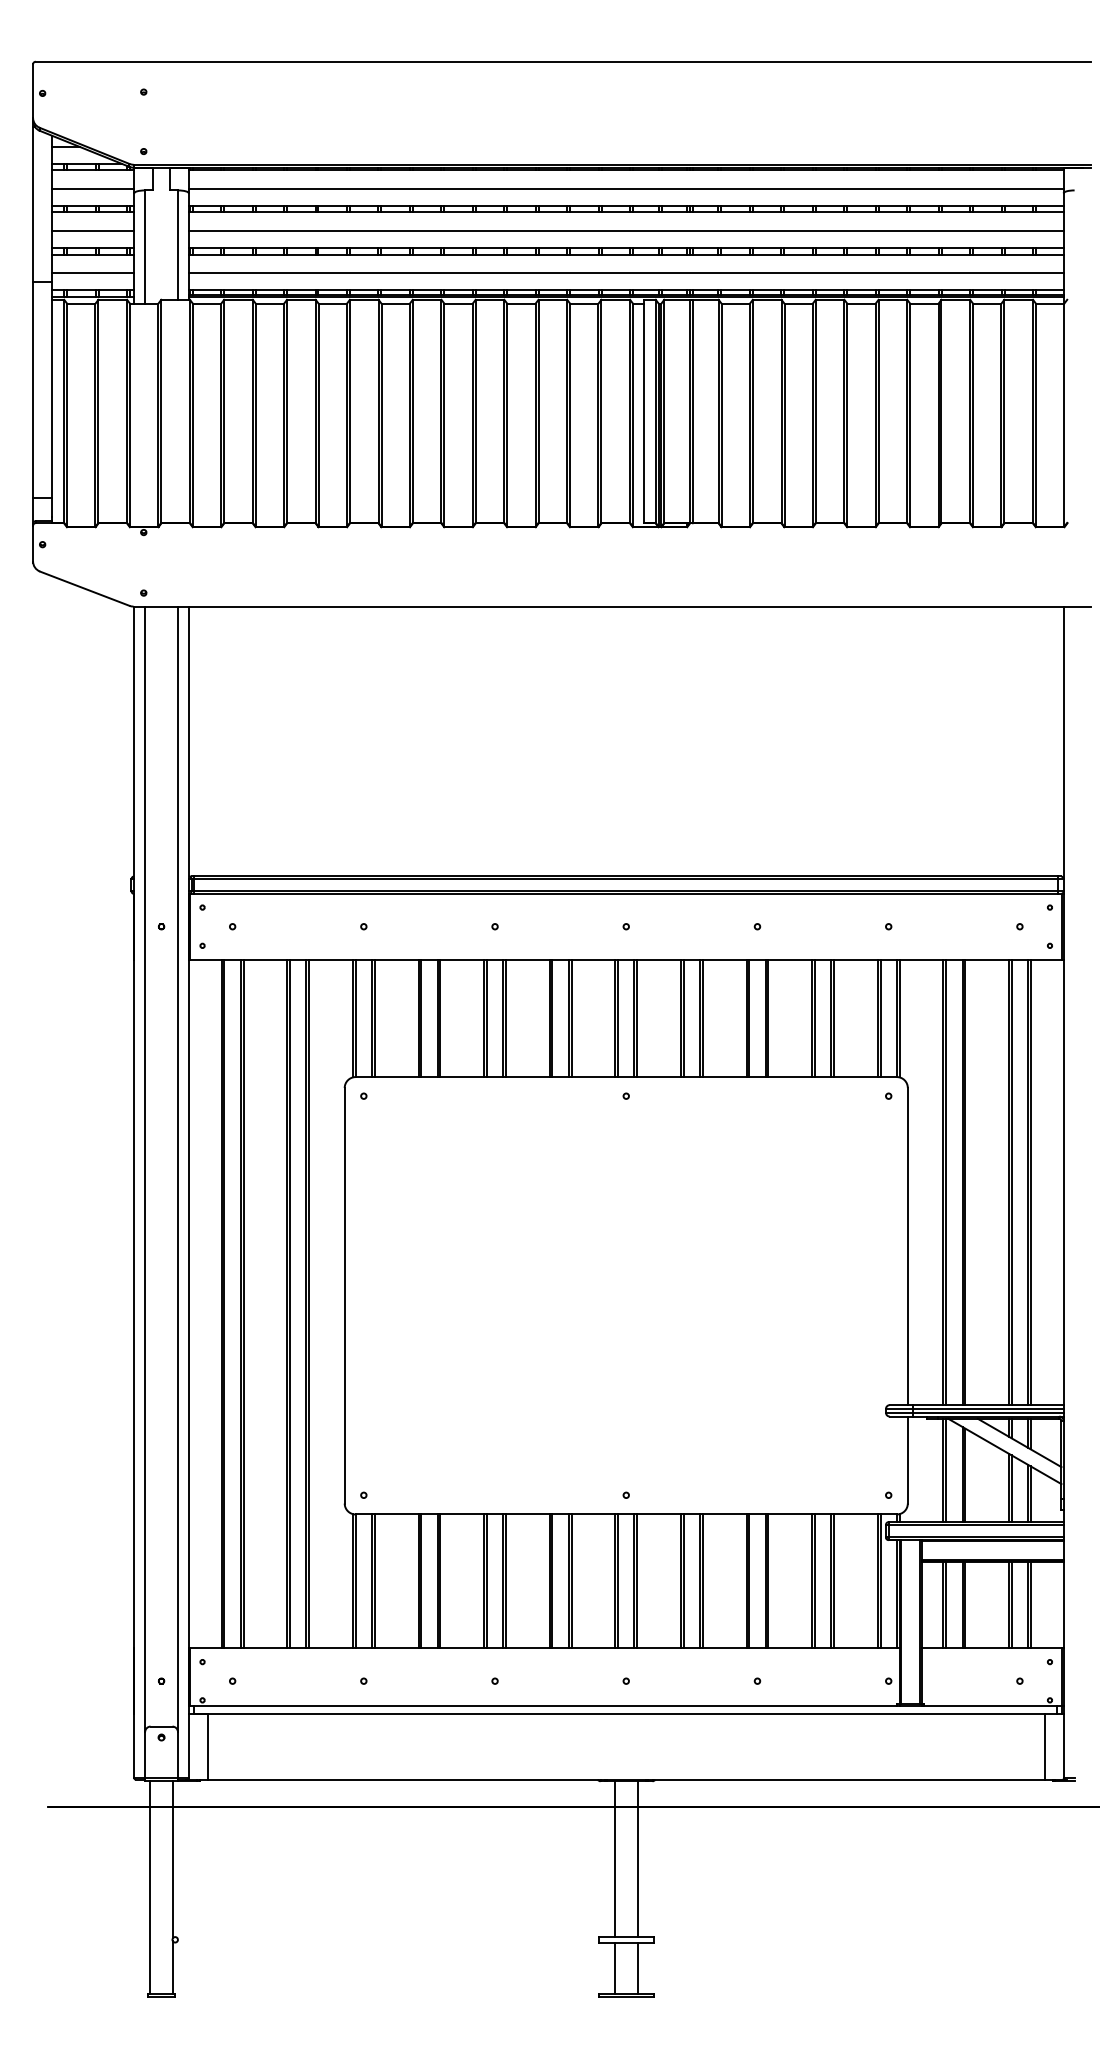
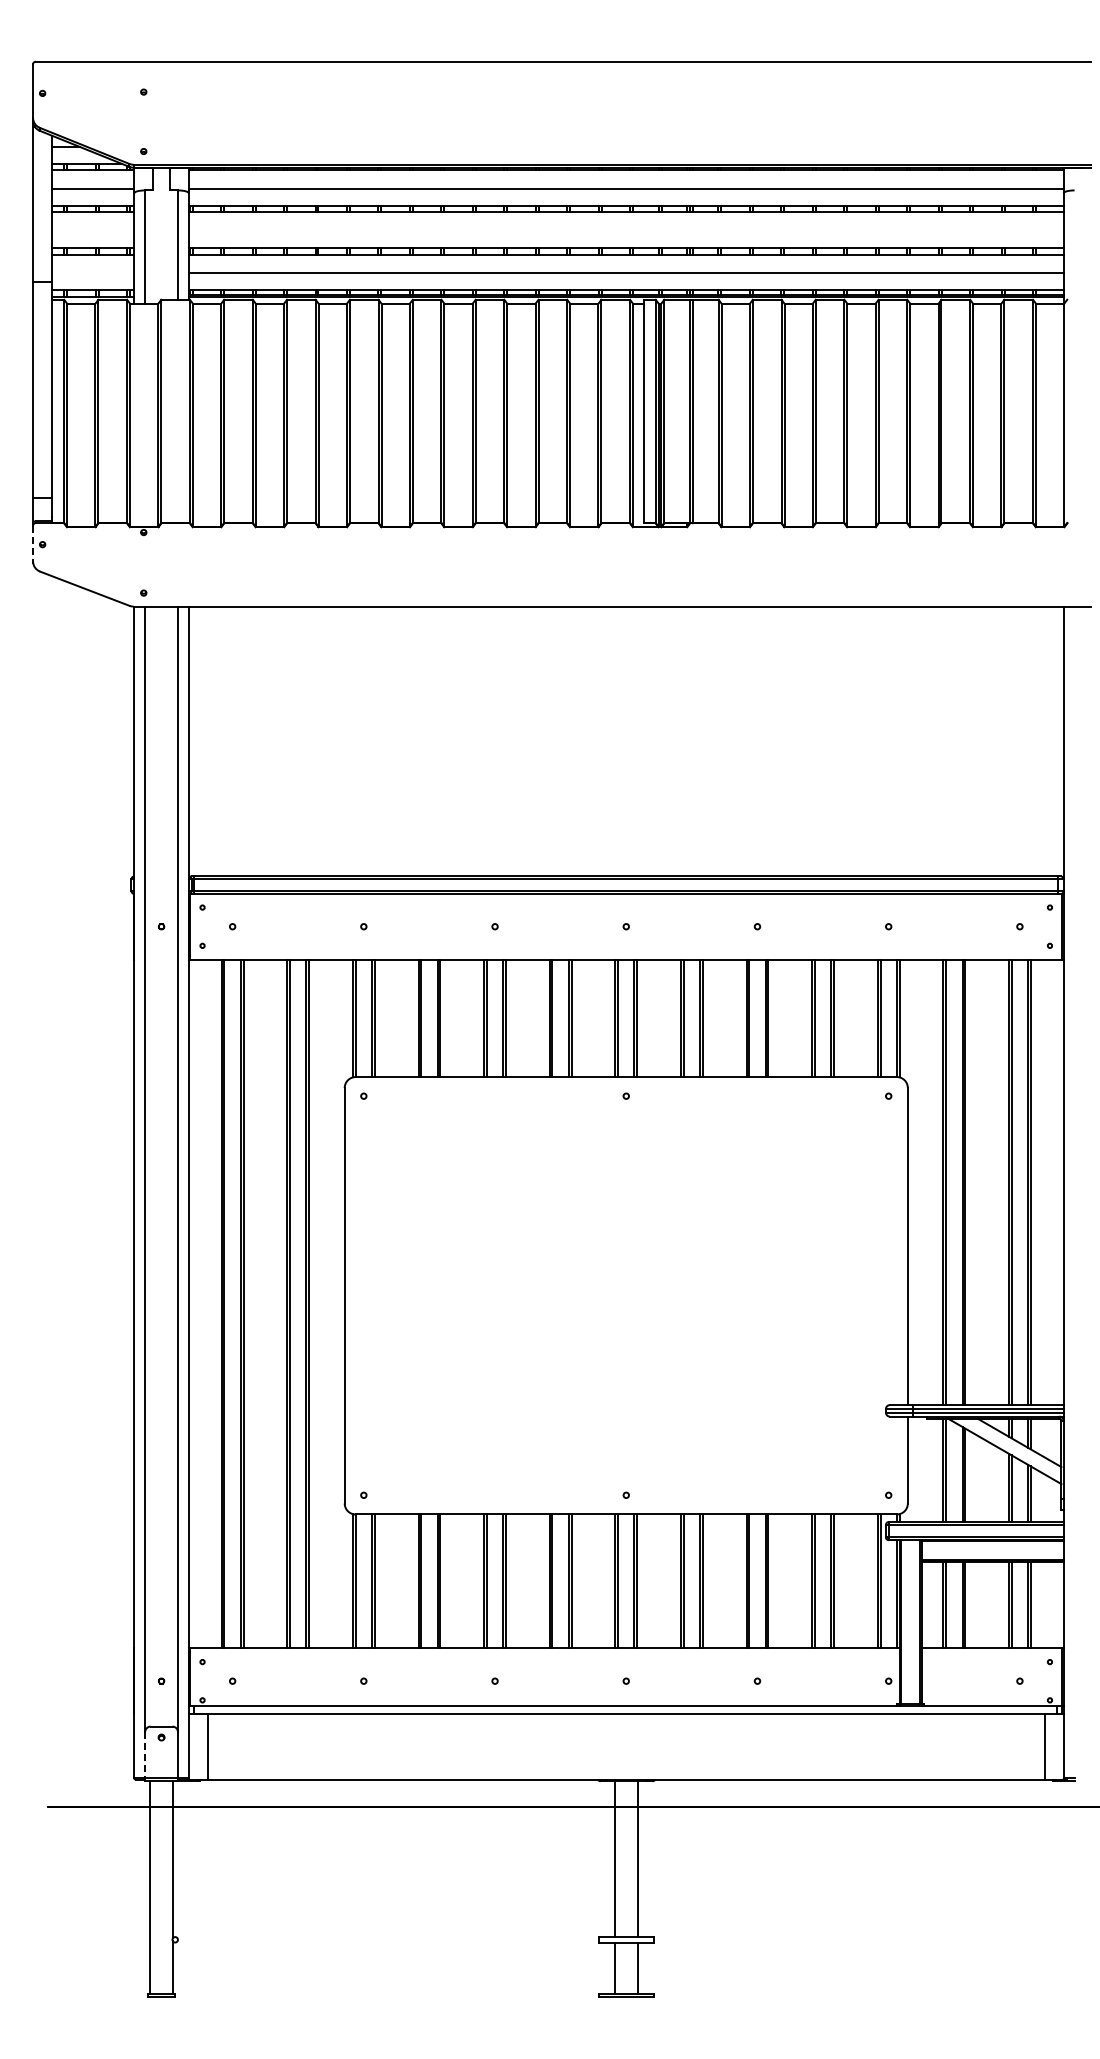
line: present -> none (93, 230)
line: present -> none (625, 230)
line: present -> none (93, 273)
line: solid -> dashed (33, 543)
line: solid -> dashed (145, 1755)
